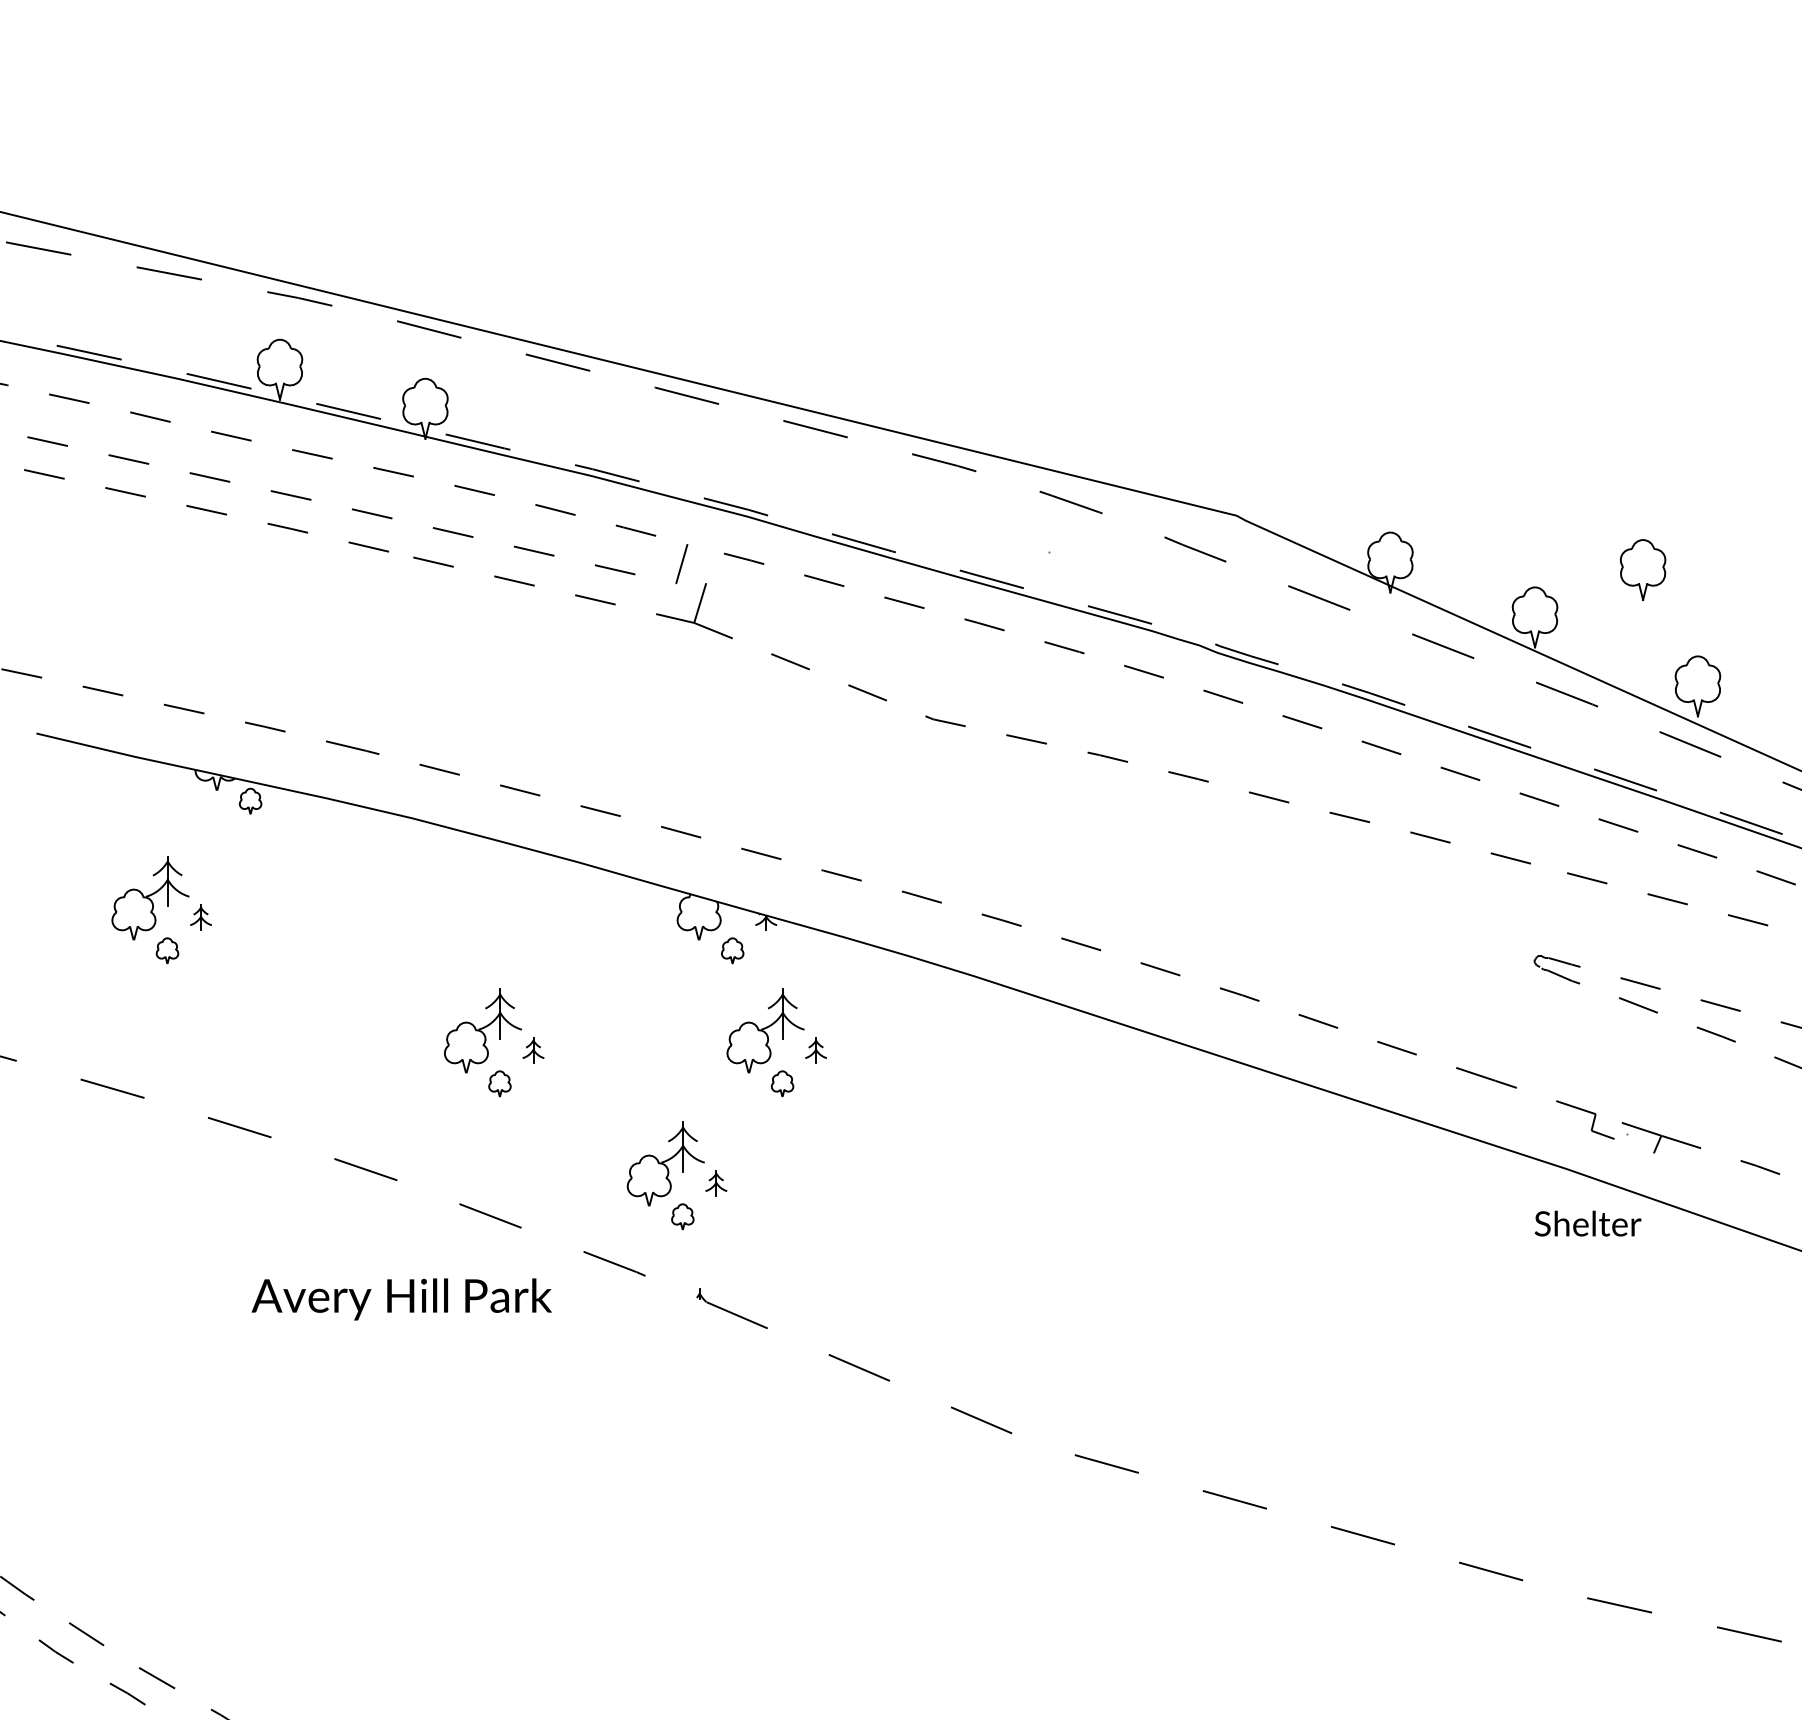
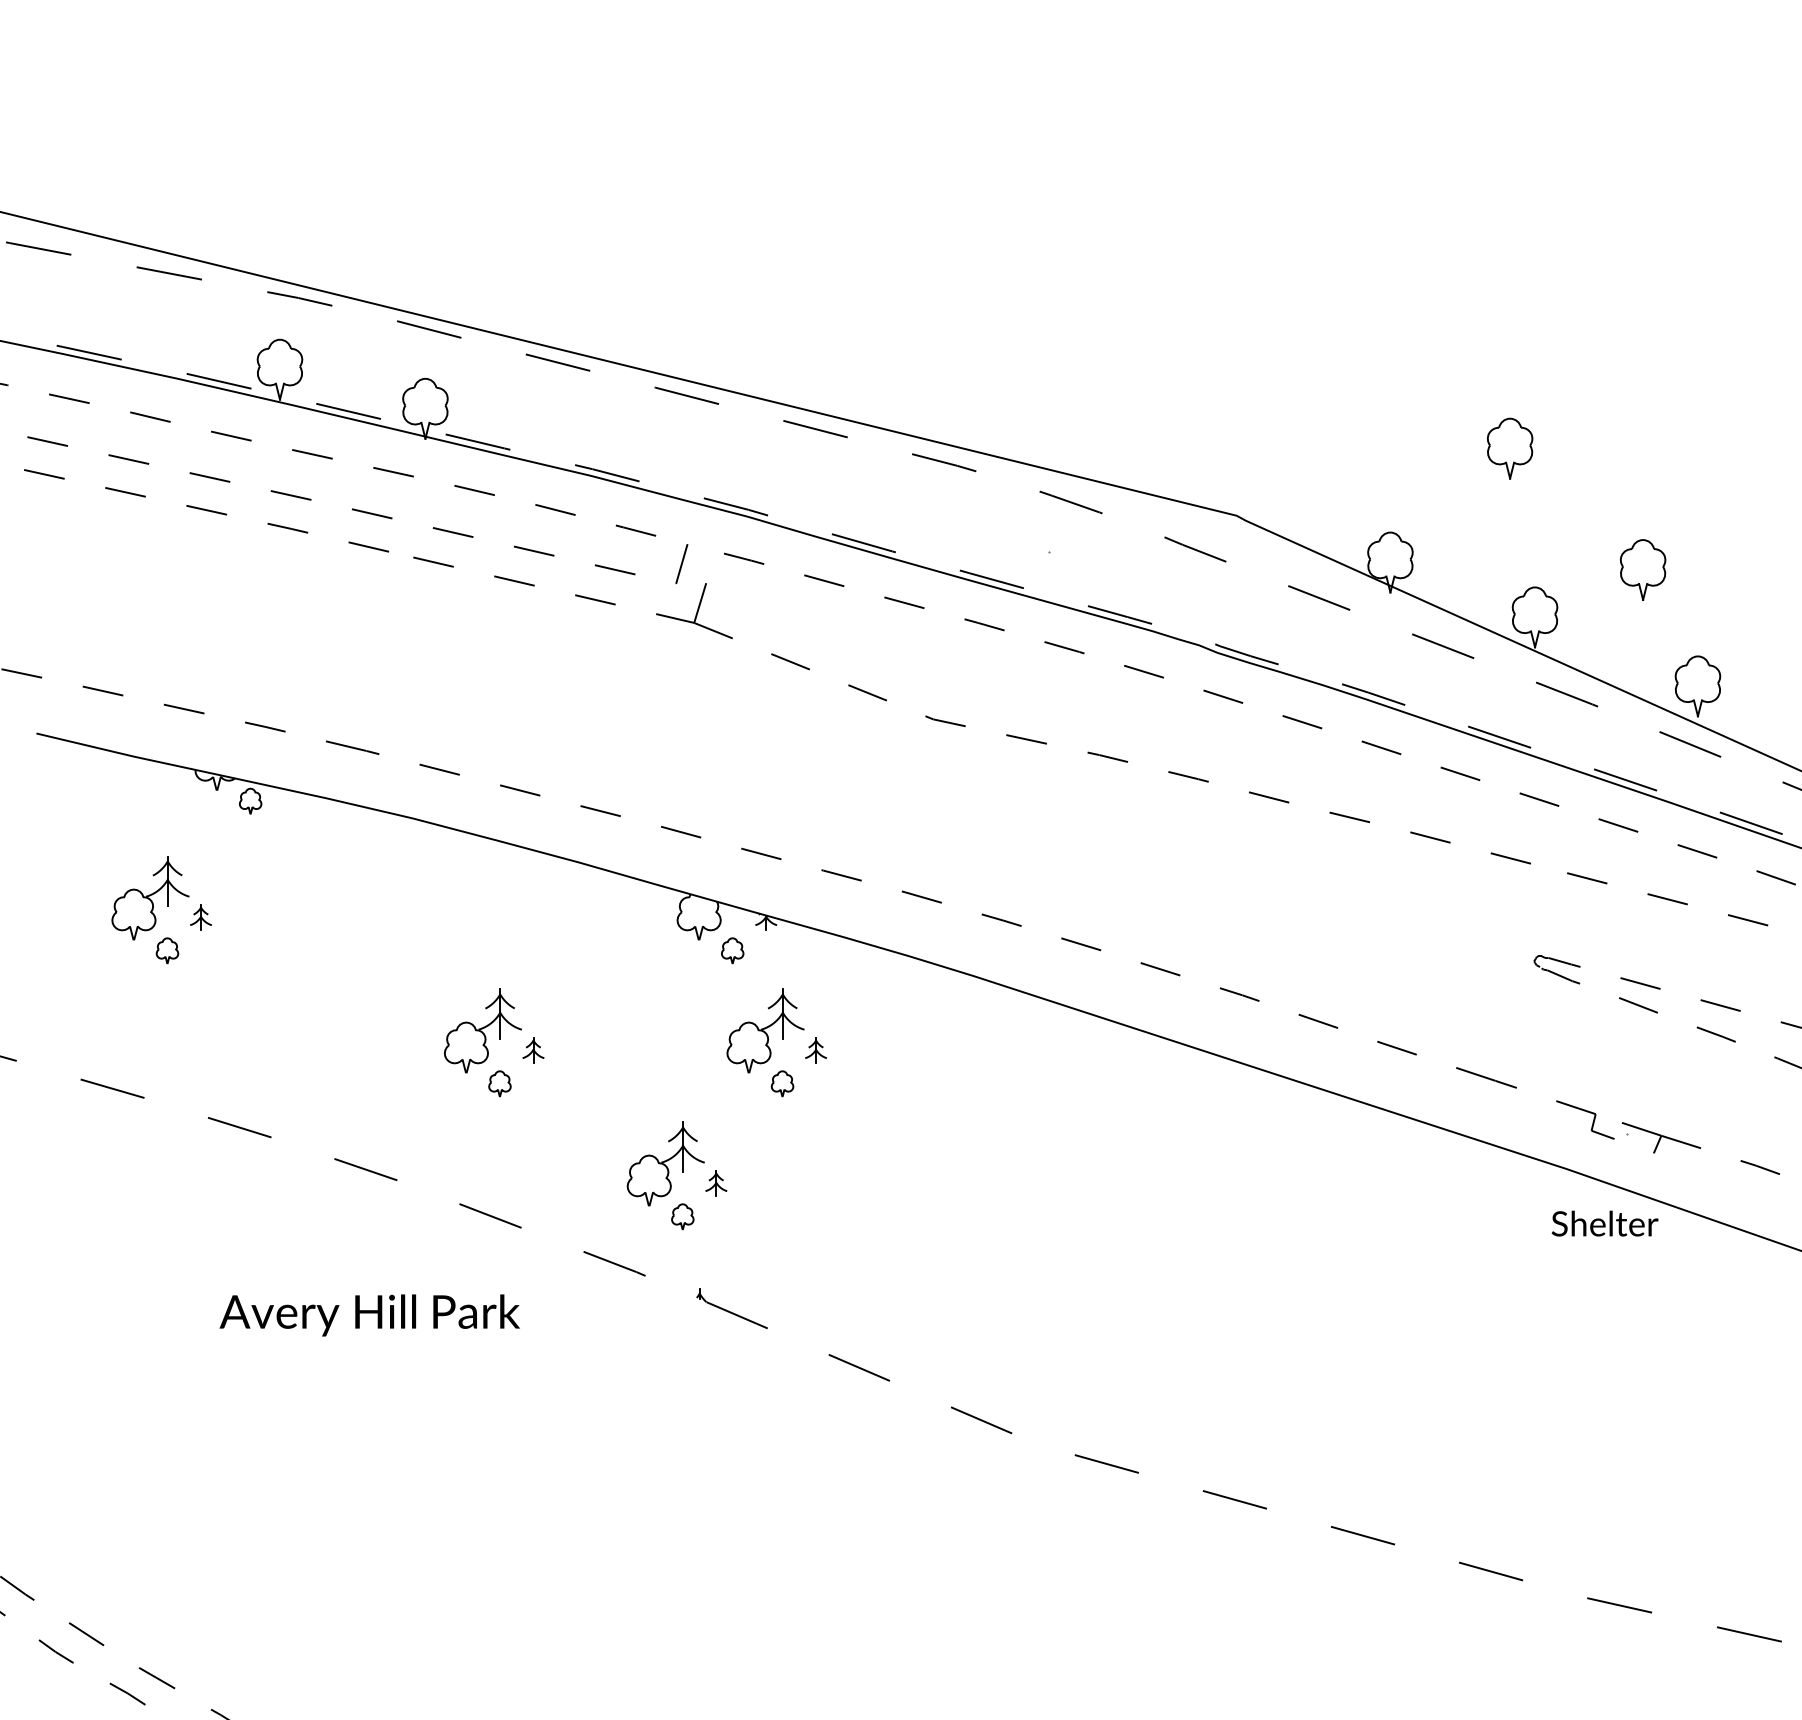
part: none -> present (1509, 448)
text position: (1587, 1223) -> (1604, 1223) (1604, 1223)
text position: (401, 1299) -> (369, 1315) (369, 1315)
